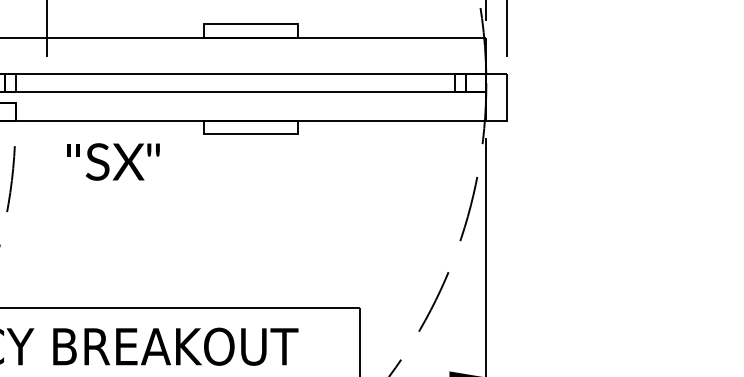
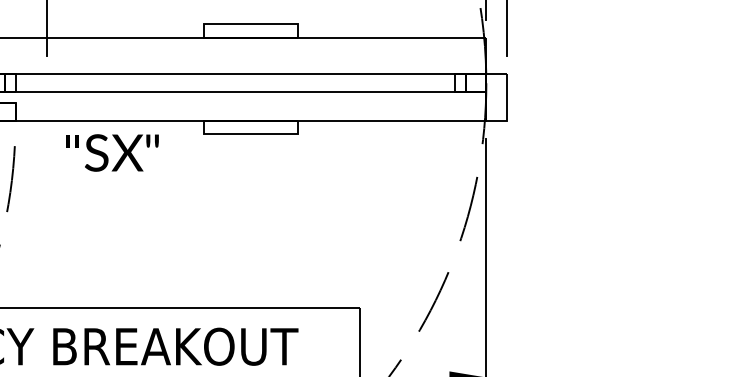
text position: (113, 161) -> (112, 152) (112, 152)
